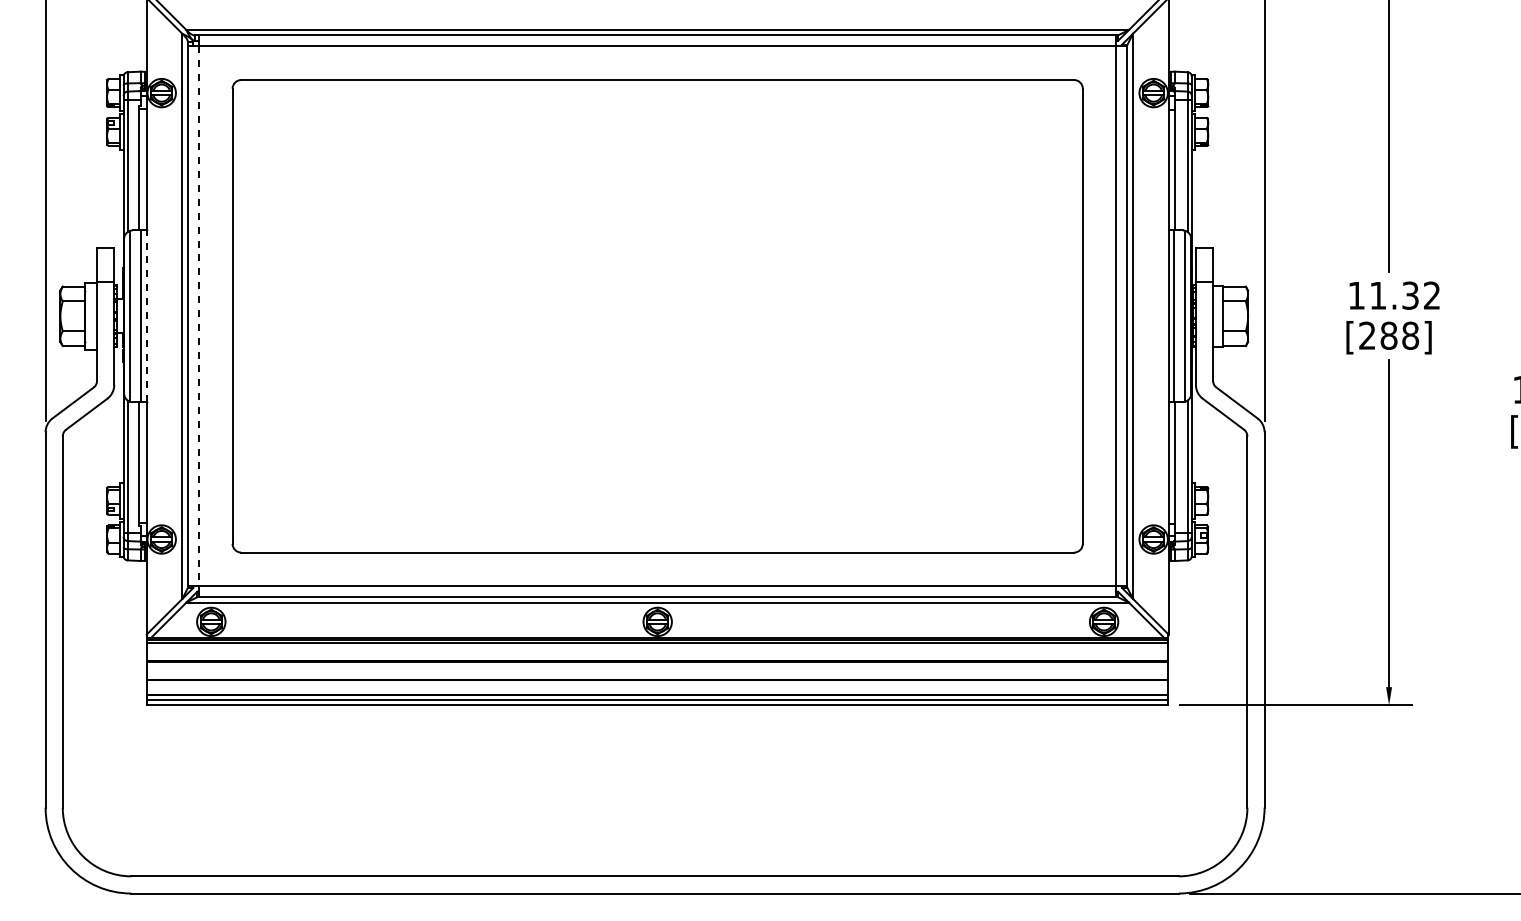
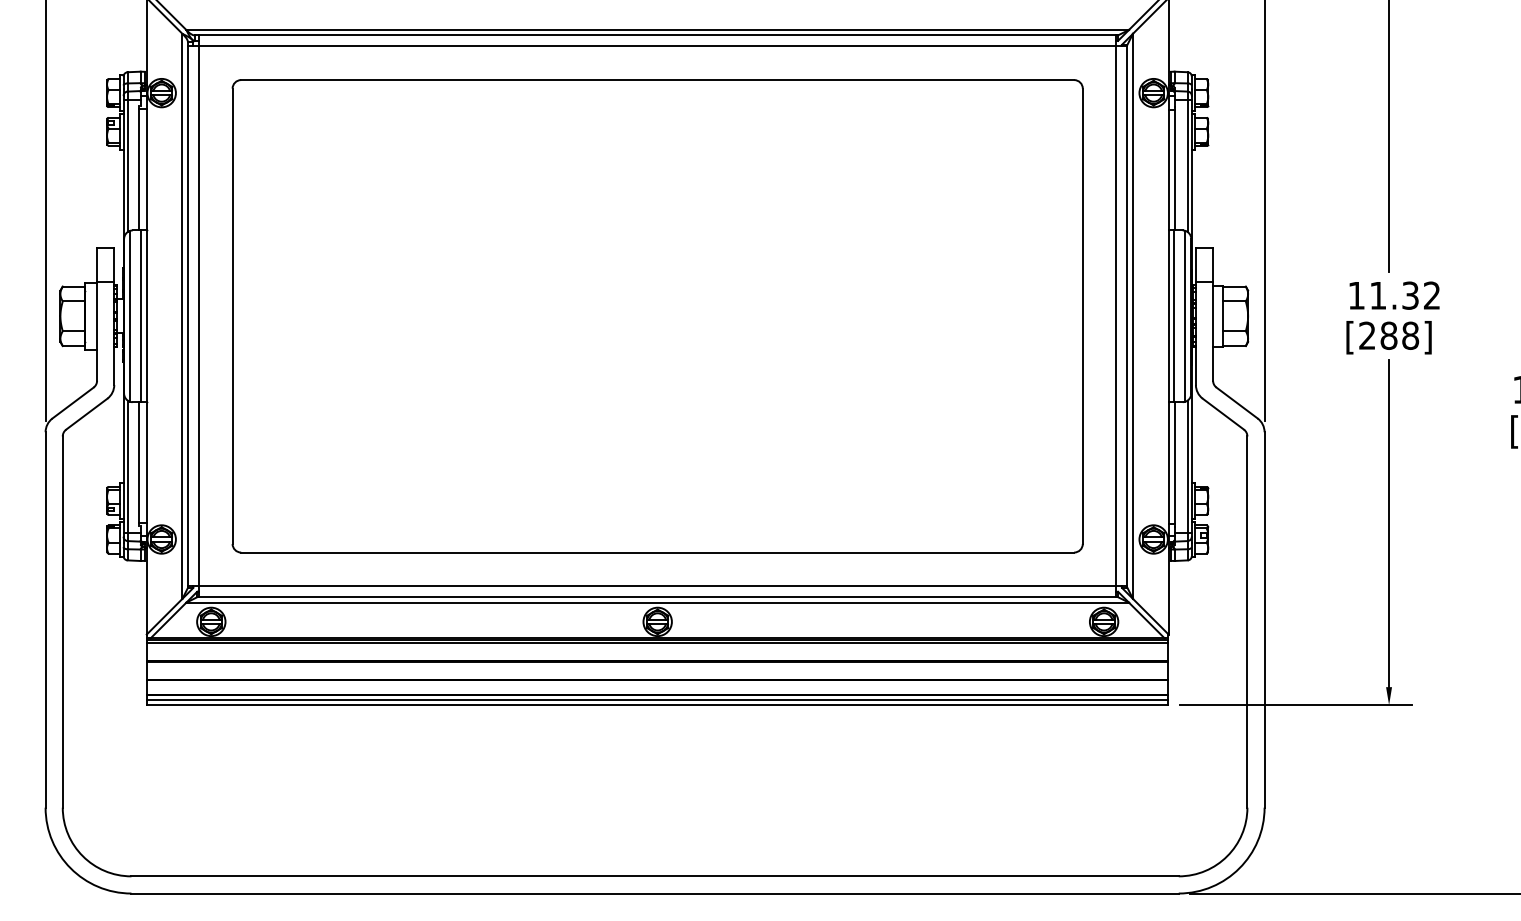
line: dashed -> solid (146, 316)
line: dashed -> solid (198, 316)
